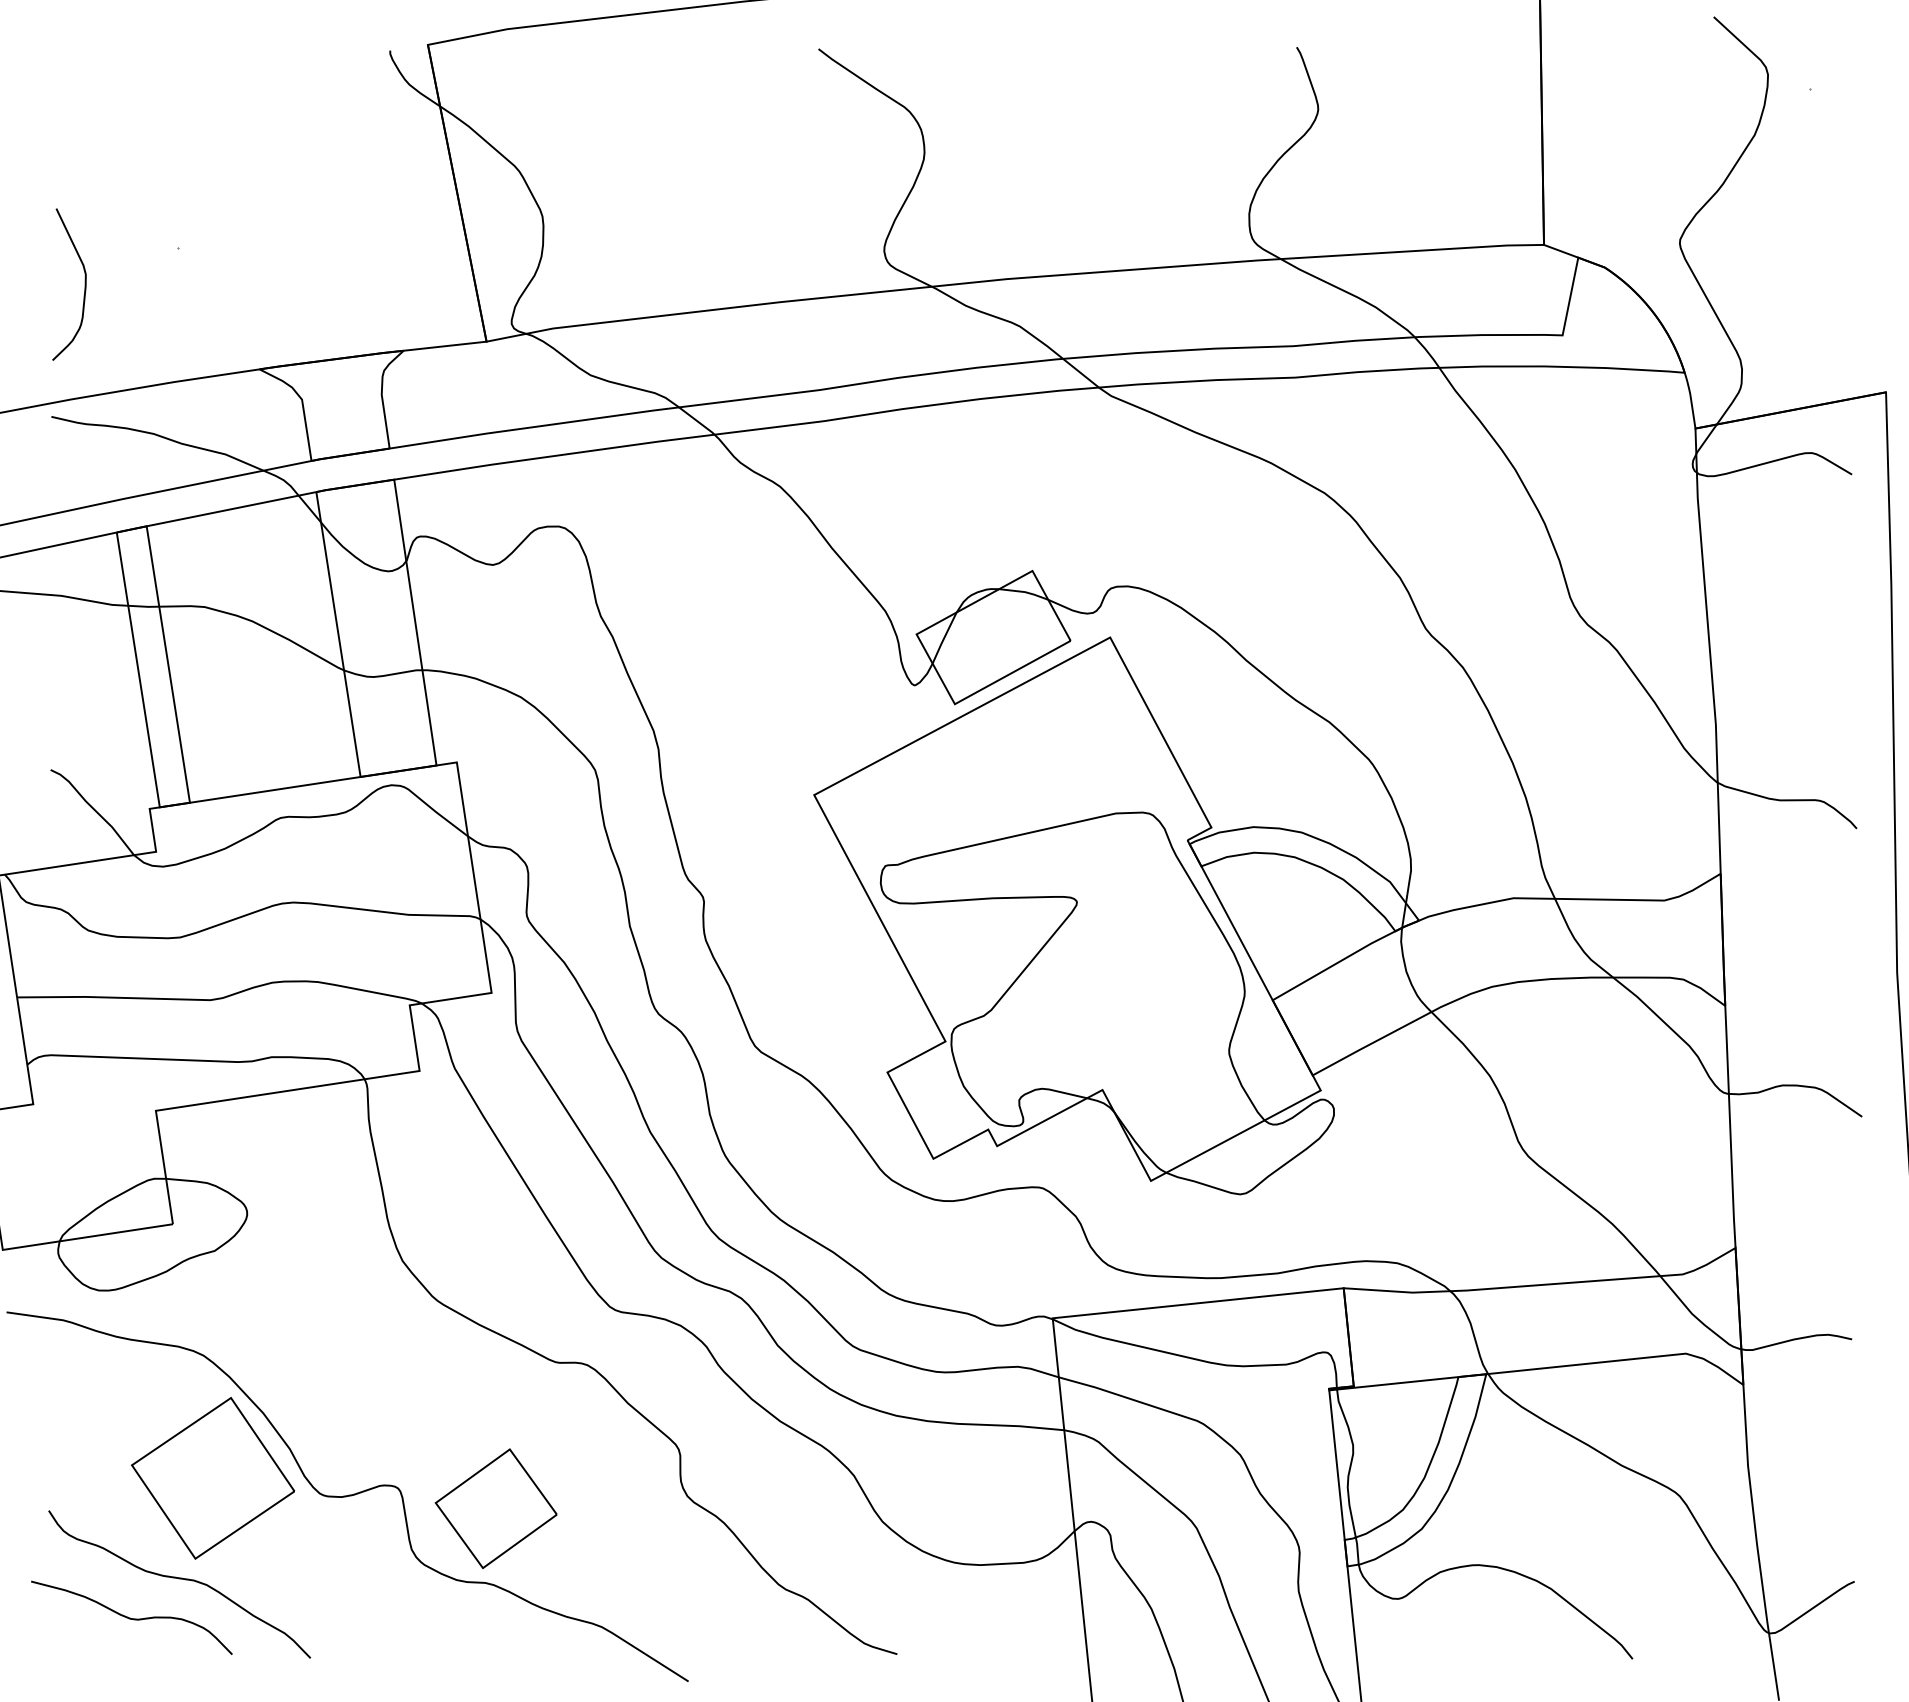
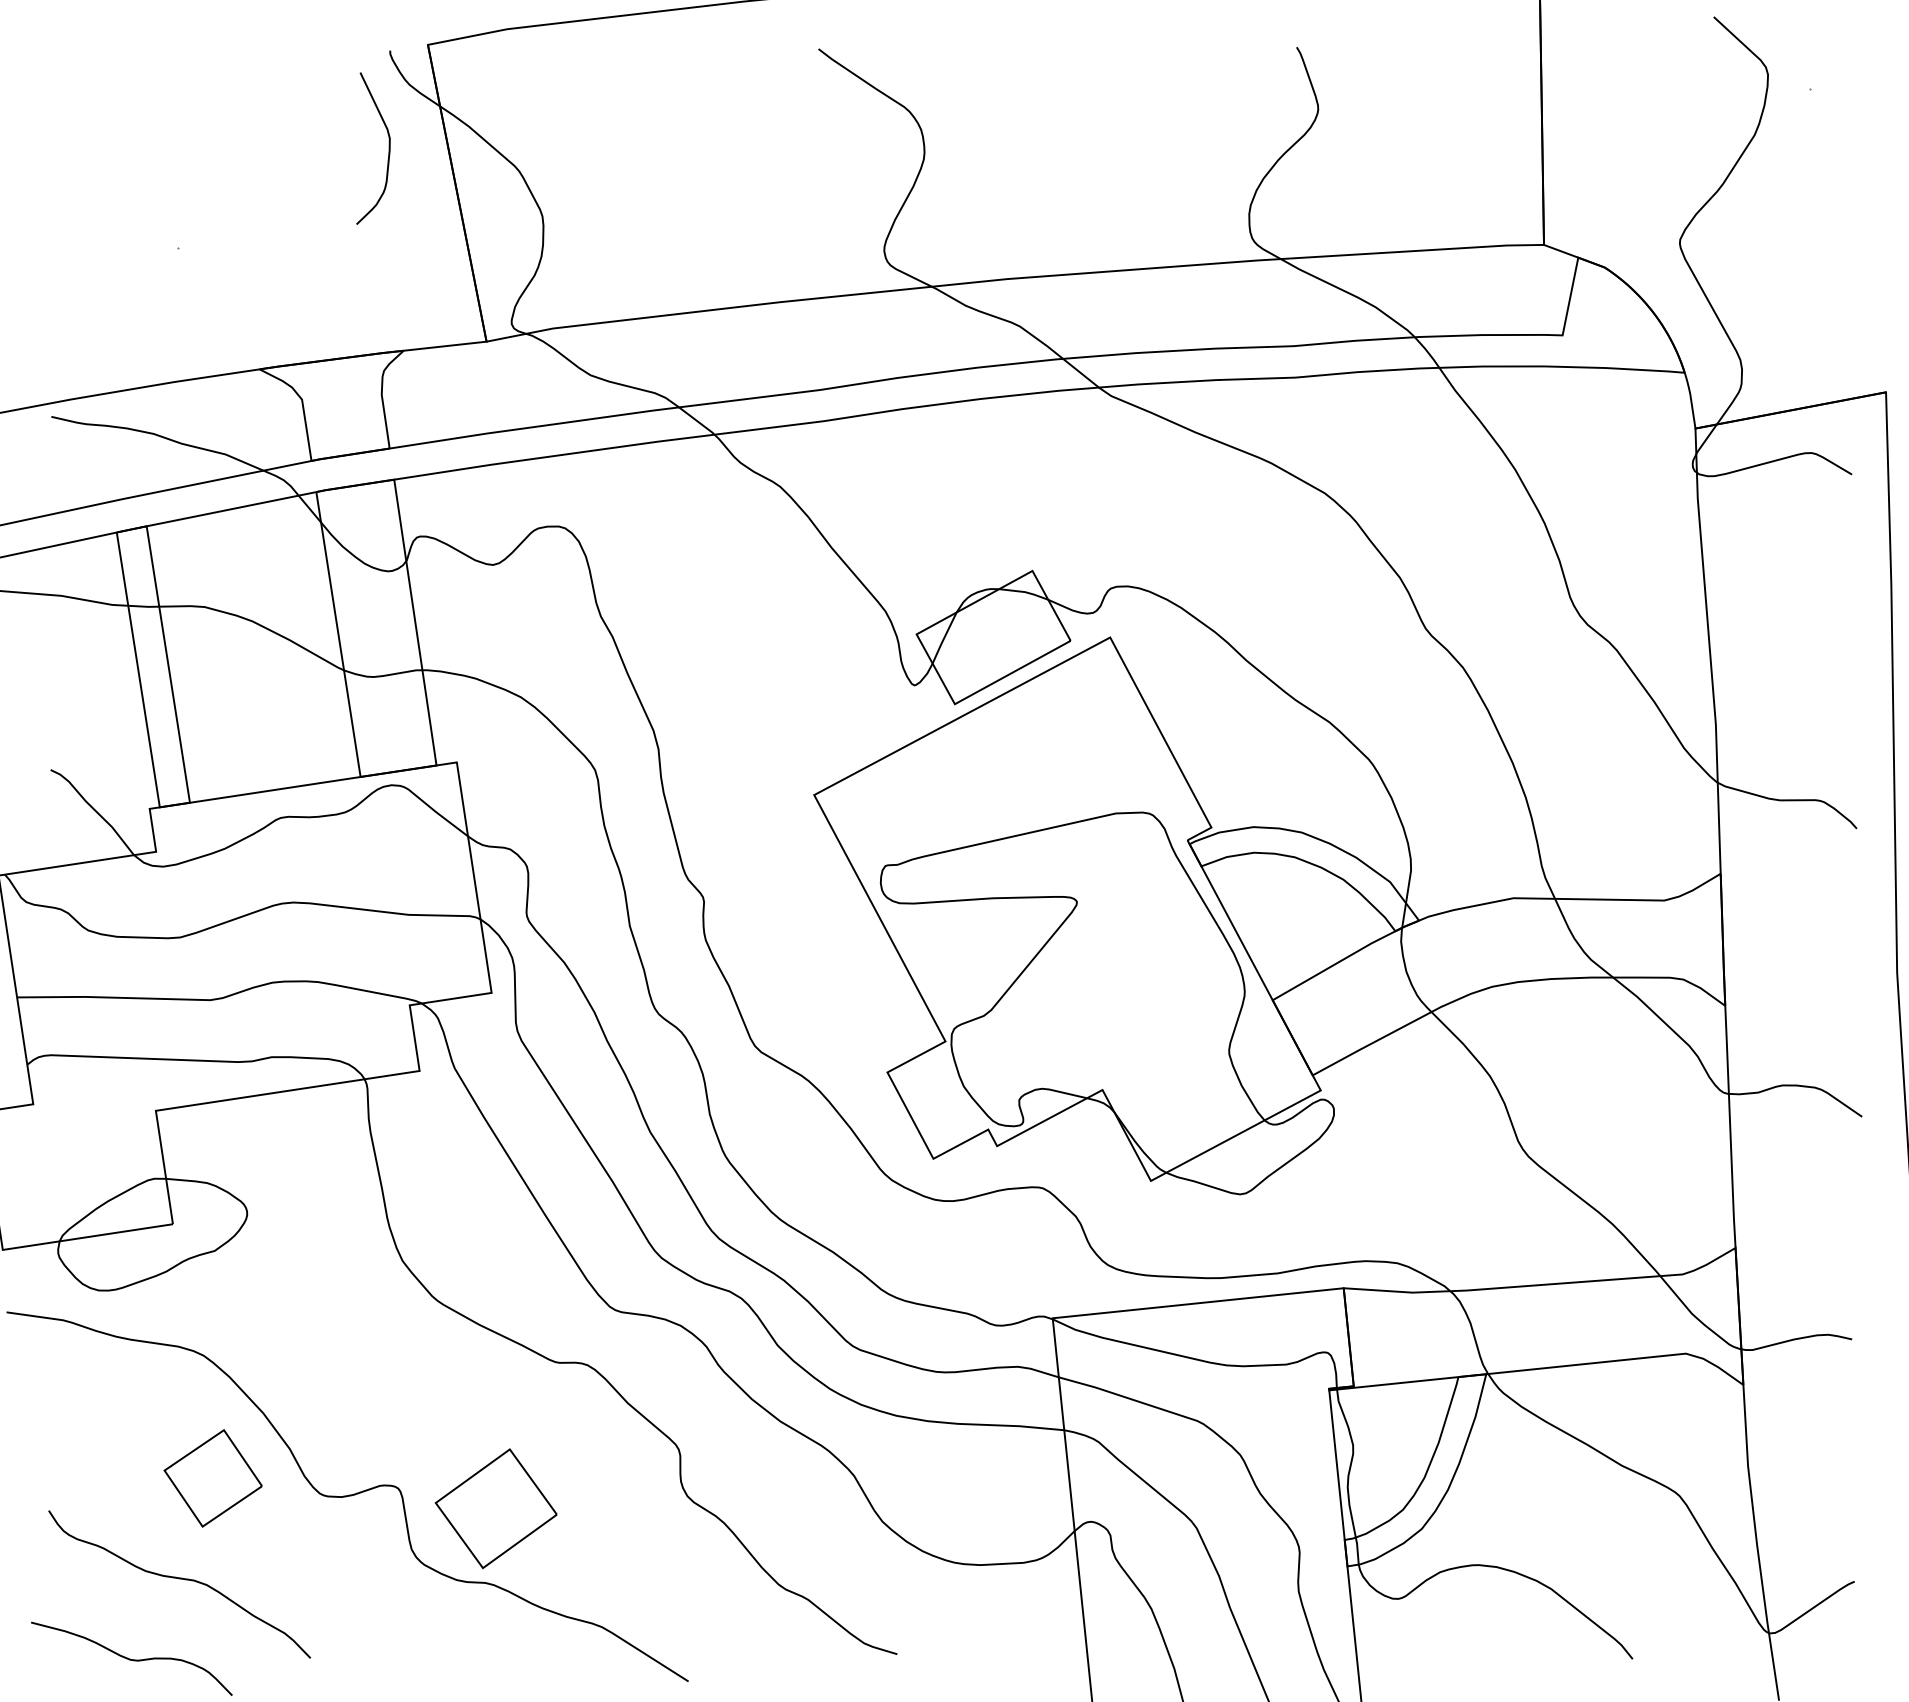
curve position: (84, 284) -> (388, 148) (388, 148)
part size: 165x163 px -> 100x99 px (212, 1478)
curve position: (130, 1617) -> (130, 1658) (130, 1658)
